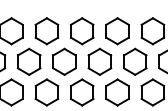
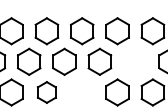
part: present -> none (135, 61)
part size: 26x29 px -> 20x23 px (46, 92)
part: present -> none (82, 92)
